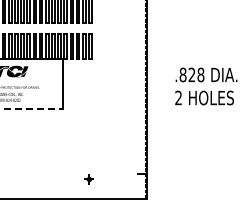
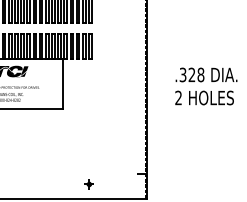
text: .828 -> .328 (182, 74)
line: dashed -> solid (32, 108)
part position: (88, 179) -> (88, 184) (88, 184)
